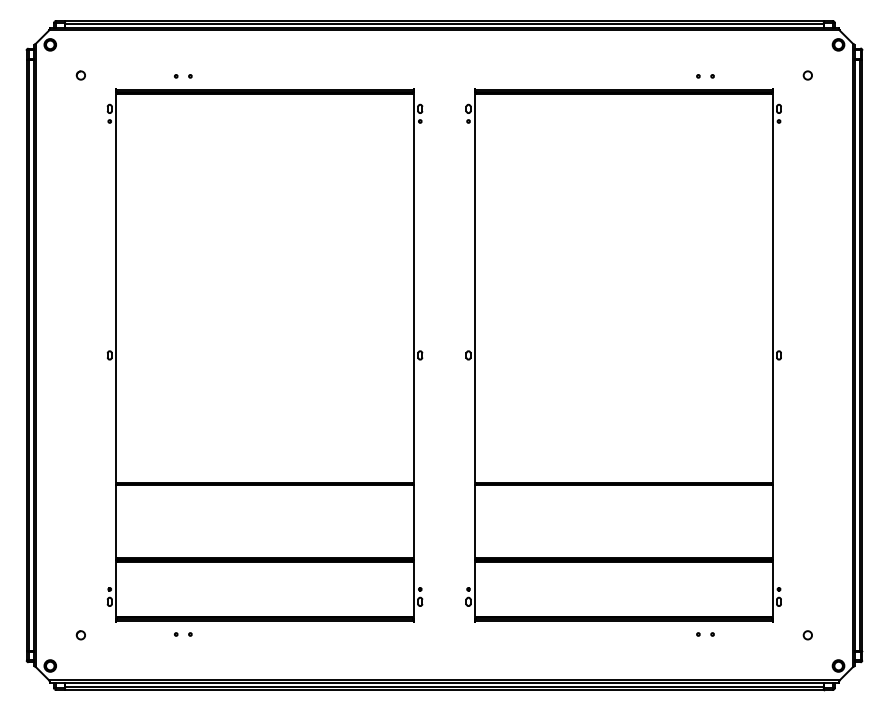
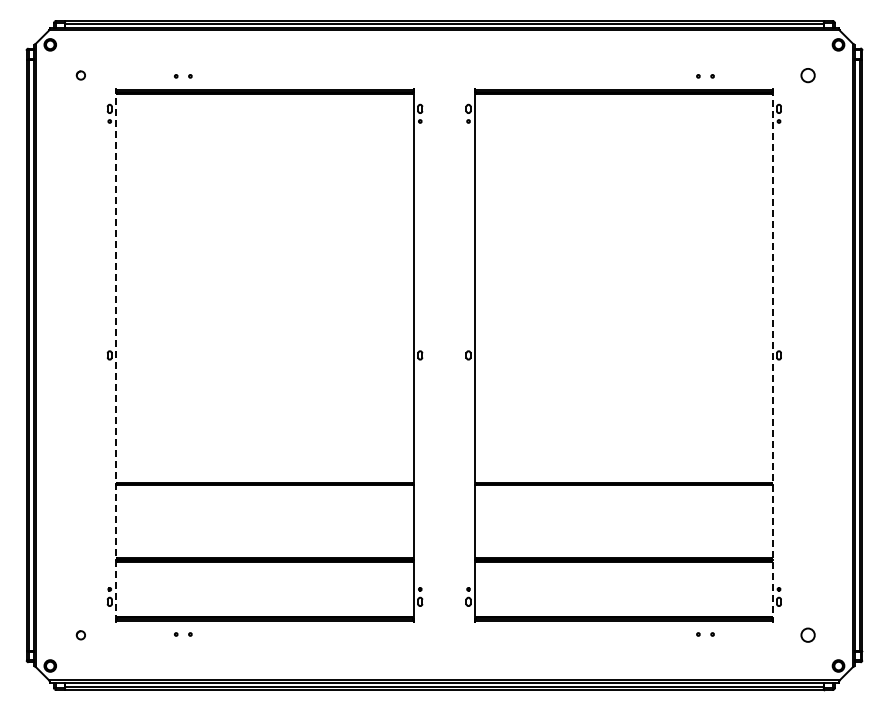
circle size: 11x11 px -> 16x16 px (807, 75)
line: solid -> dashed (116, 355)
line: solid -> dashed (772, 355)
circle size: 11x11 px -> 16x16 px (807, 634)
